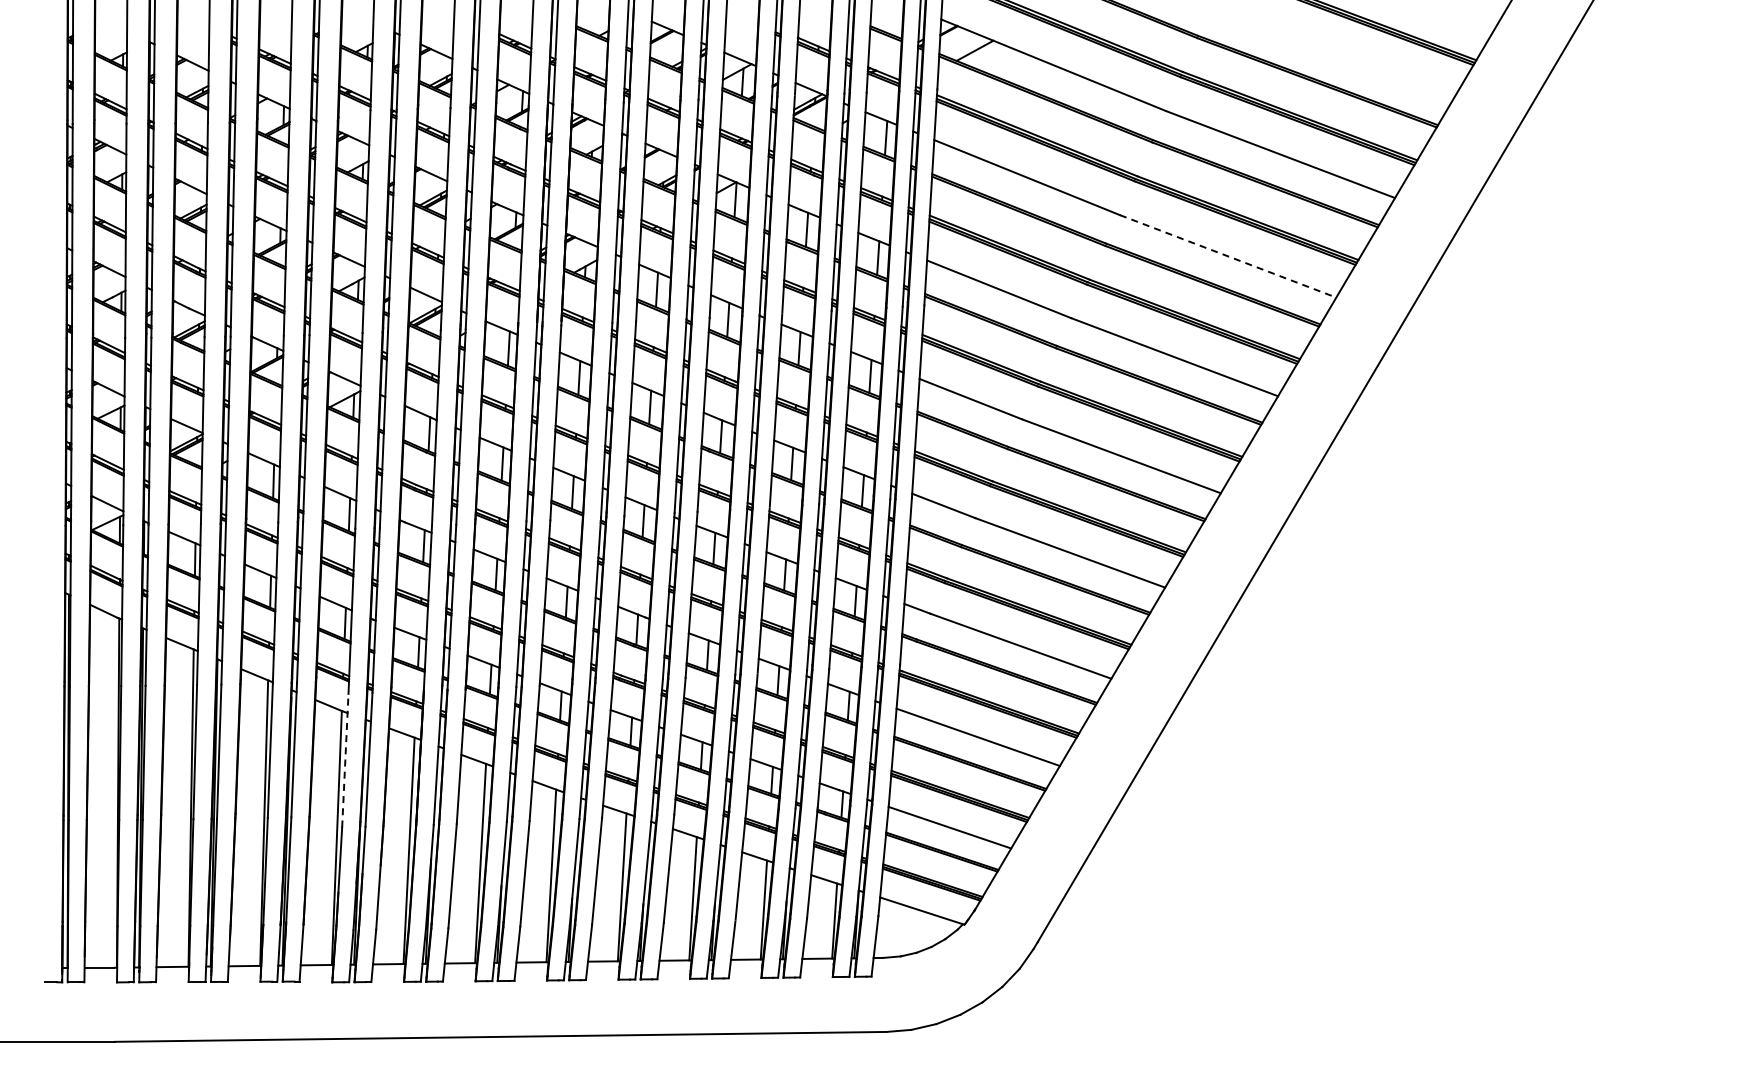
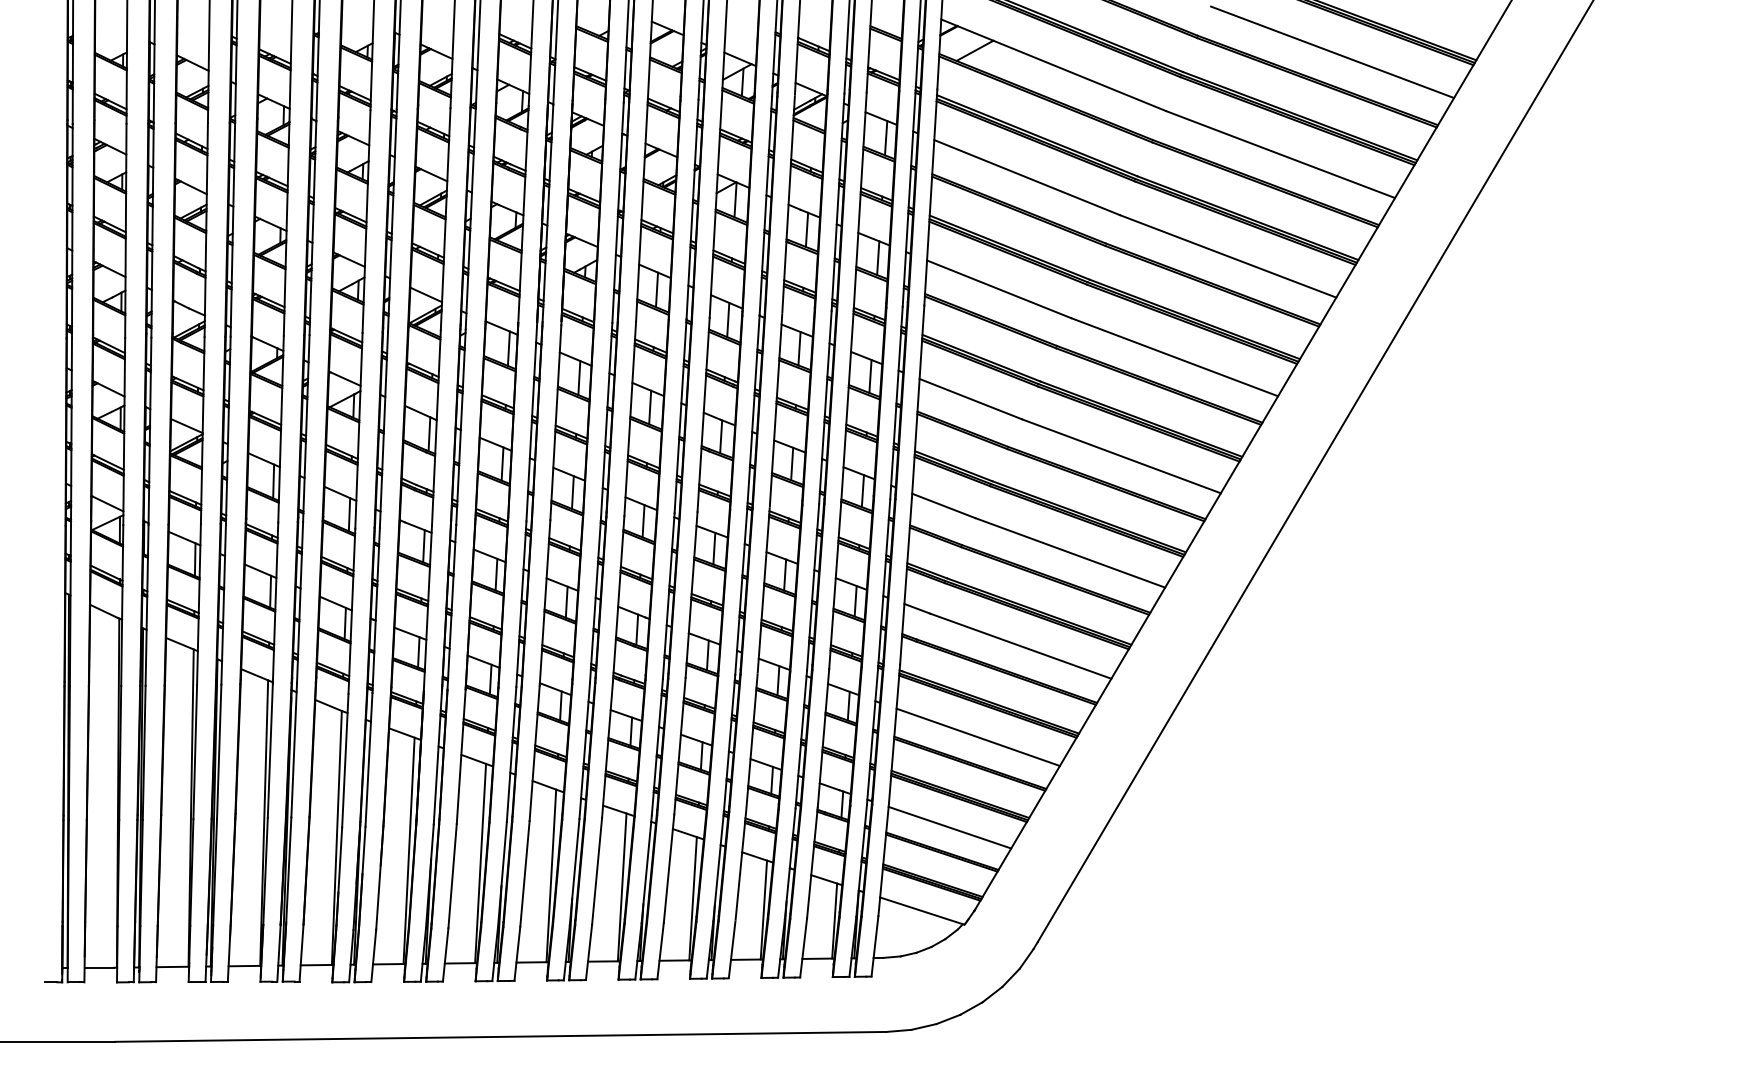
line: none -> present (1332, 52)
line: dashed -> solid (1228, 256)
line: dashed -> solid (345, 760)
